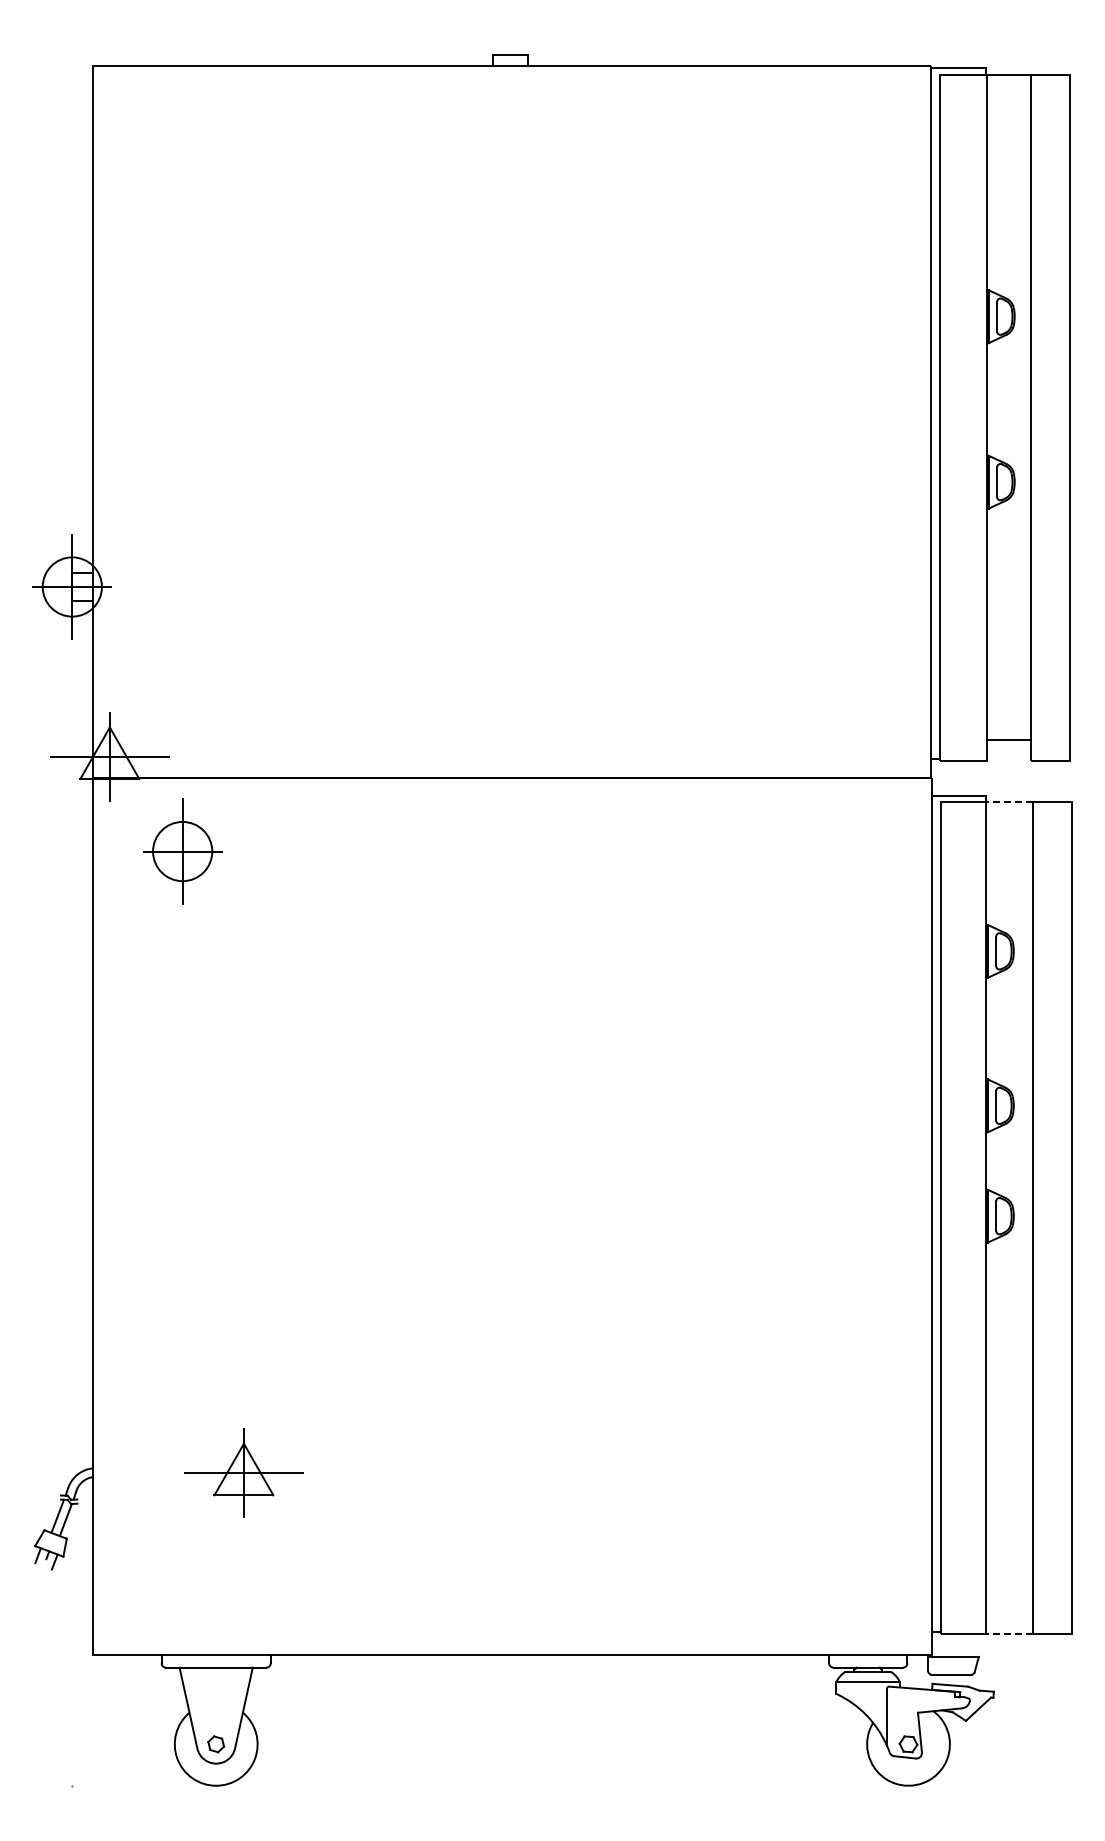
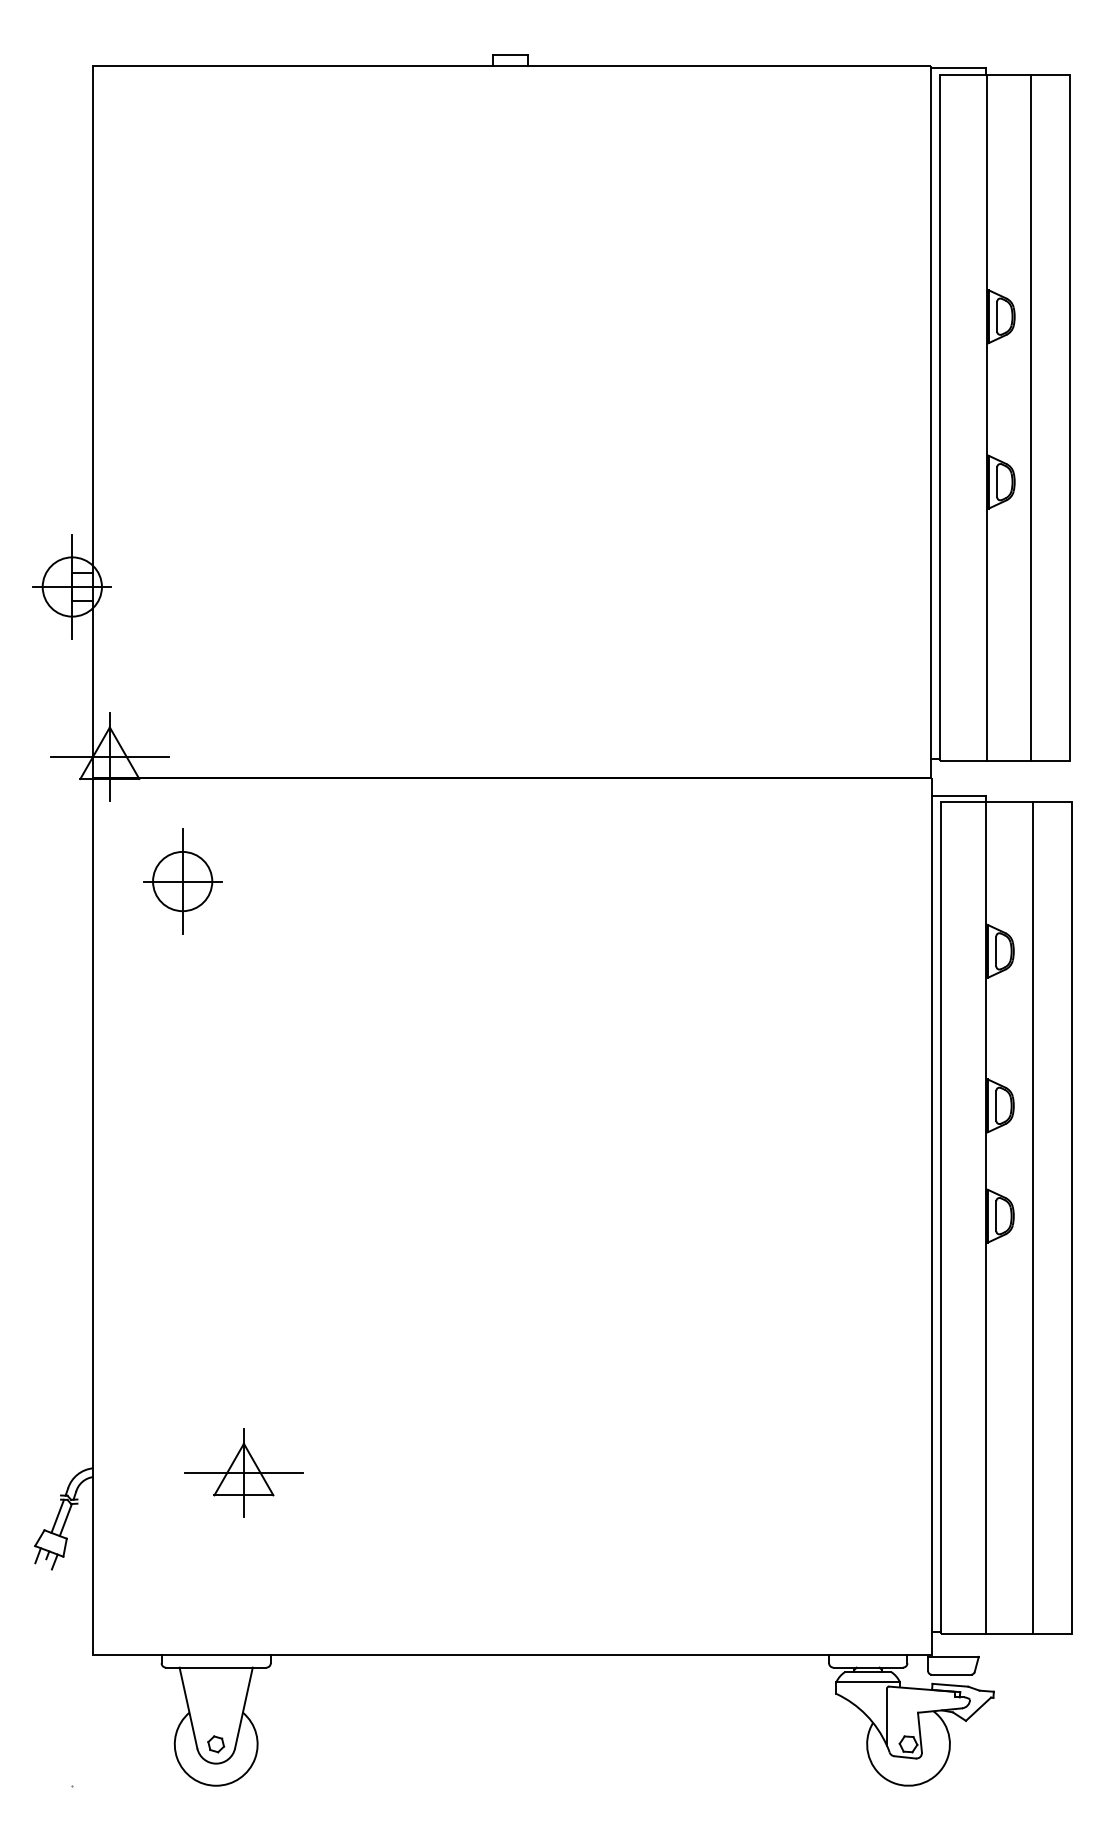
line position: (1008, 740) -> (1008, 761) (1008, 761)
line: dashed -> solid (1009, 802)
part position: (182, 851) -> (182, 881) (182, 881)
line: dashed -> solid (1009, 1634)
